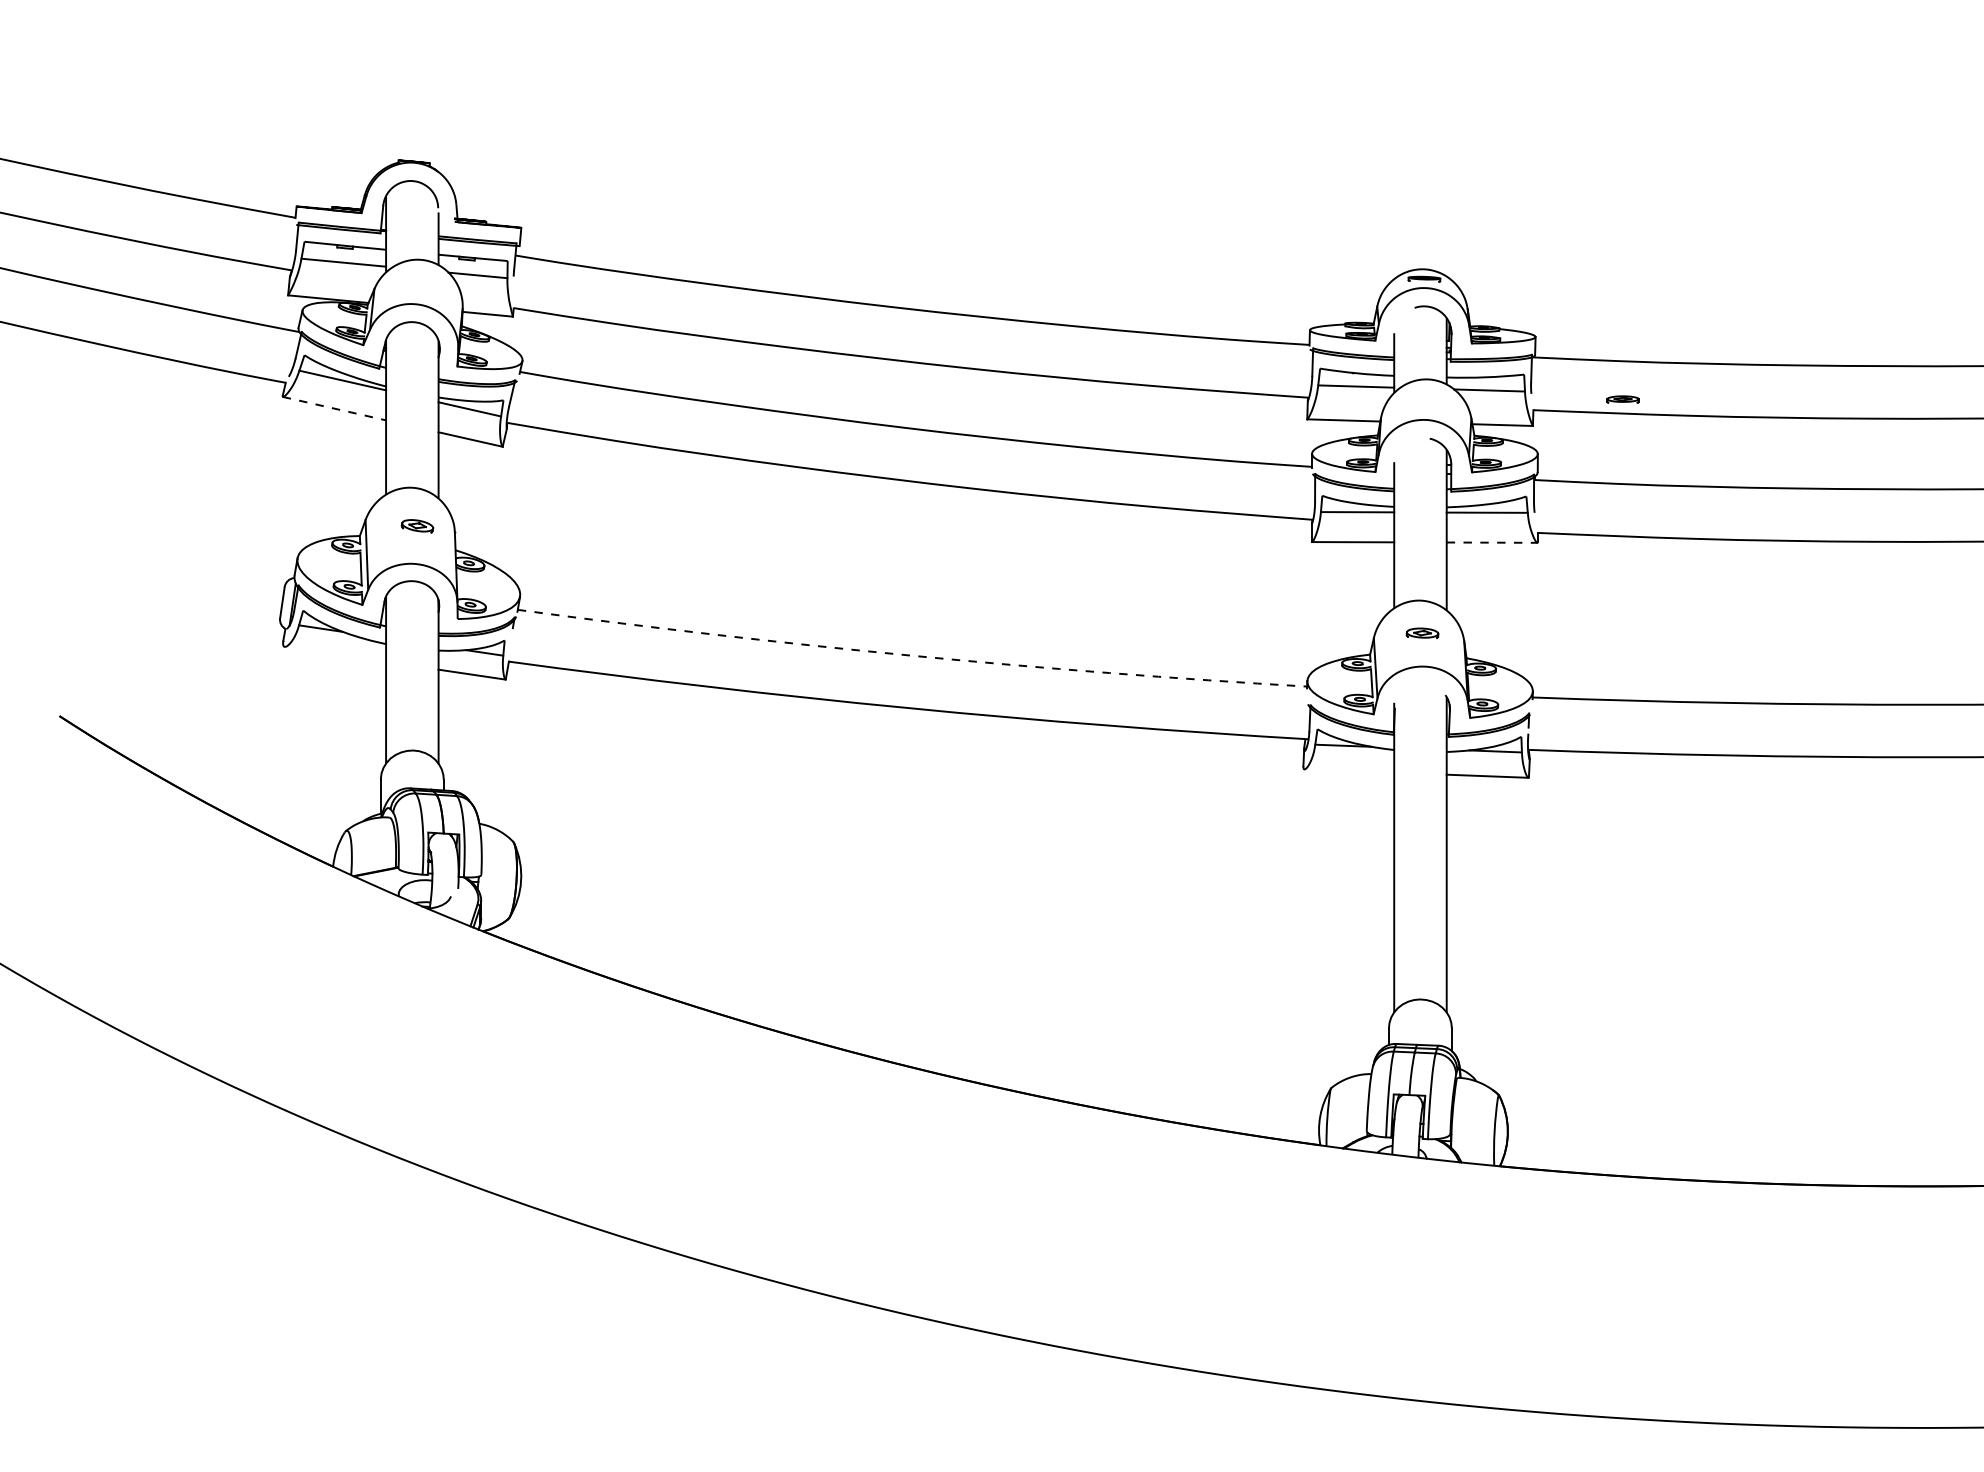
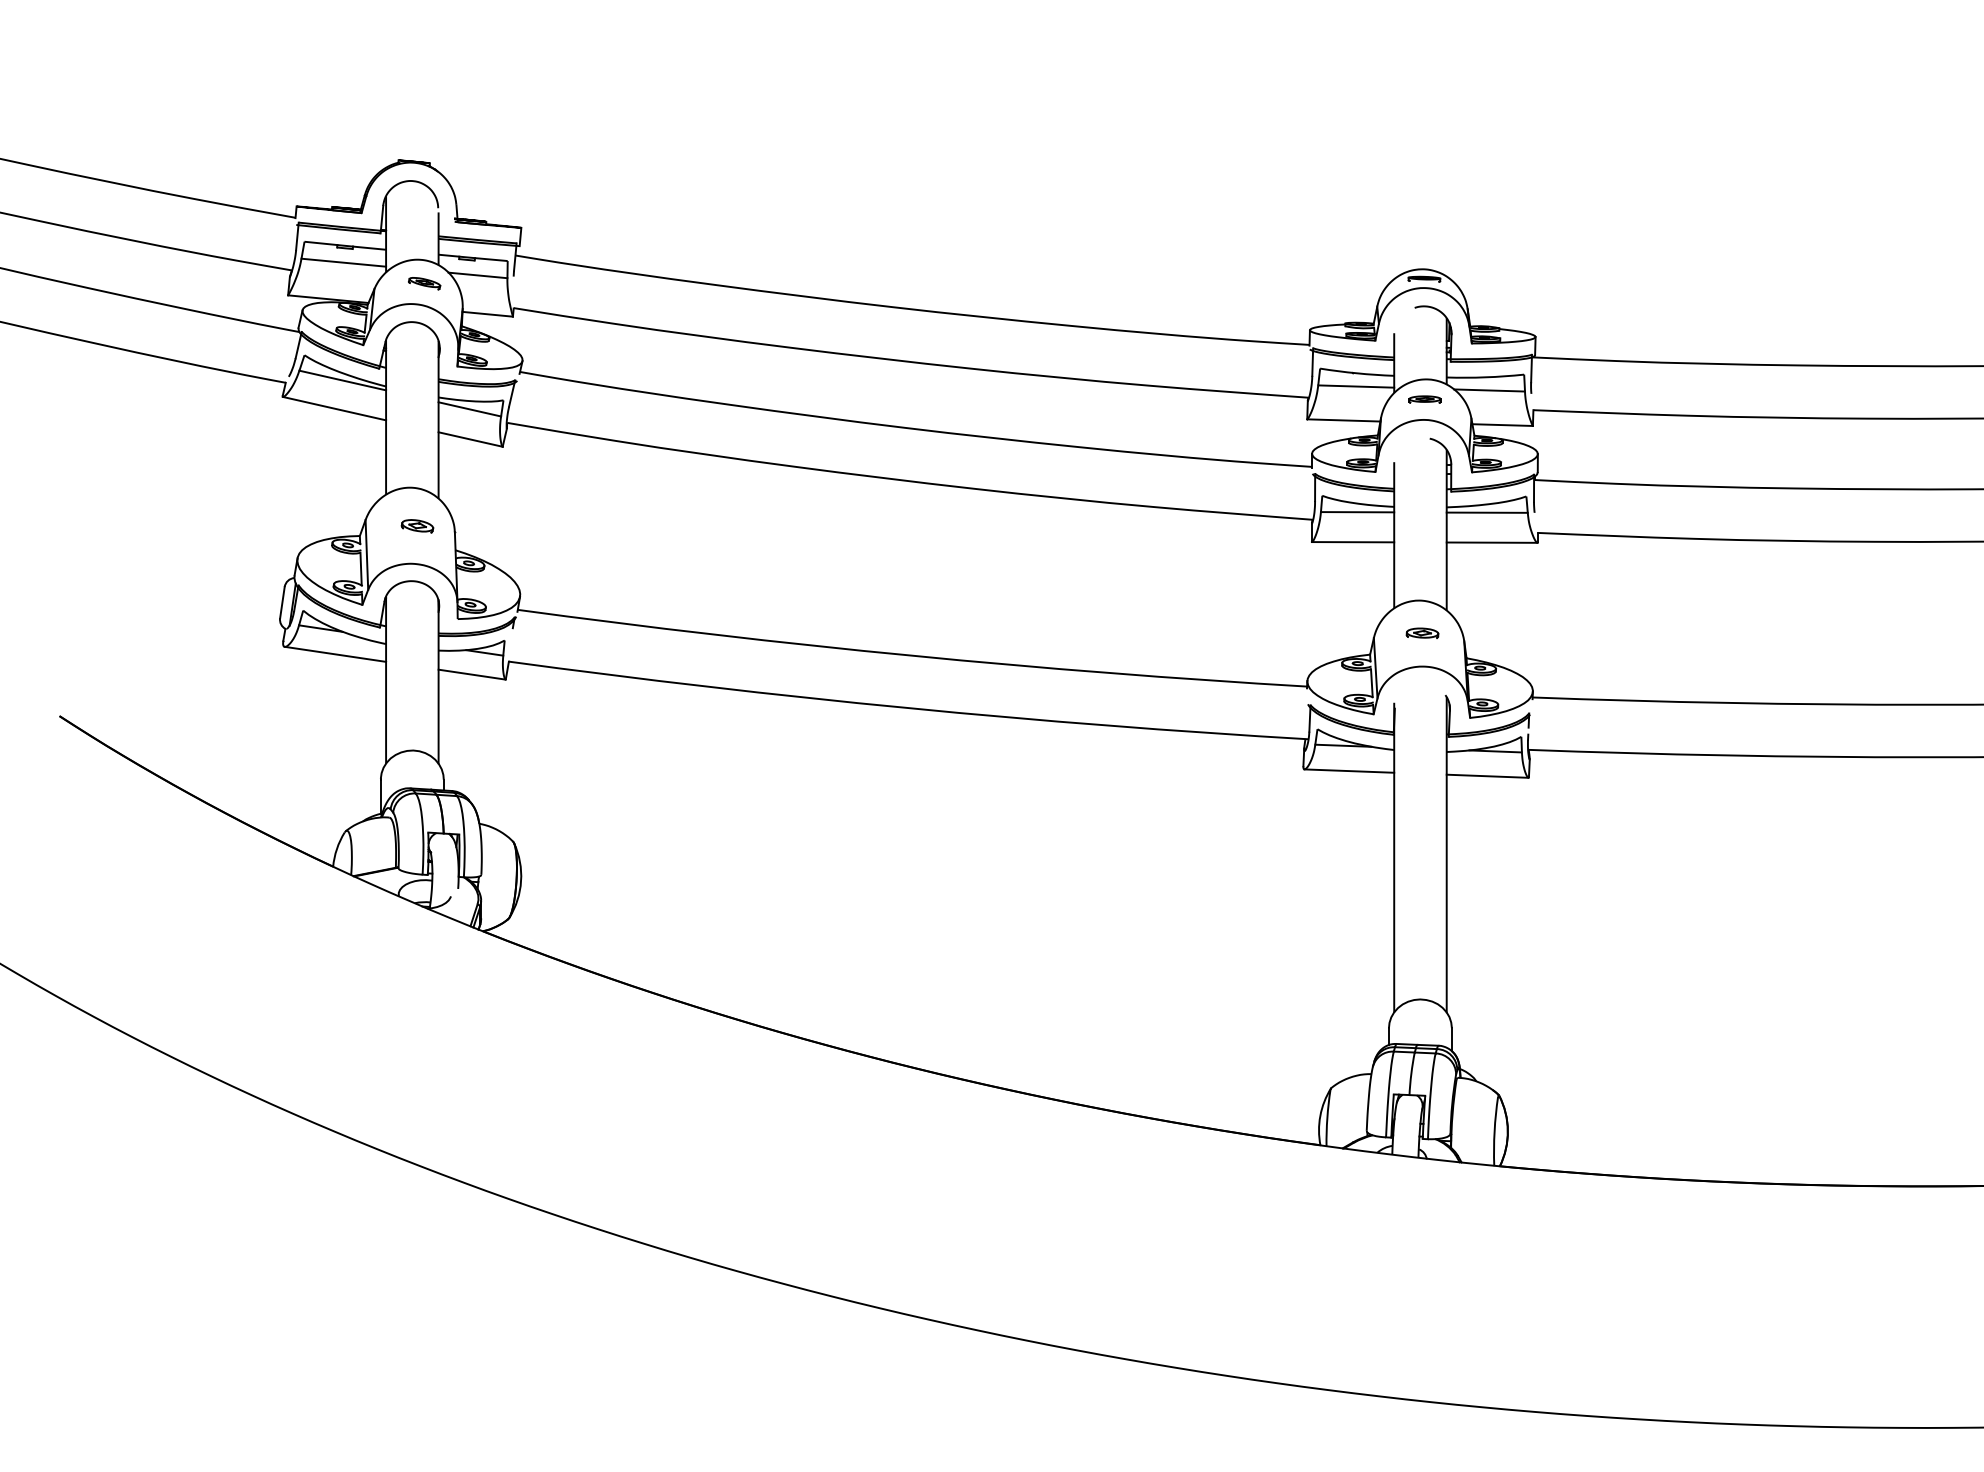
part: none -> present (424, 283)
part position: (1622, 399) -> (1424, 399) (1424, 399)
line: dashed -> solid (334, 408)
line: dashed -> solid (1492, 542)
line: none -> present (335, 653)
arc: dashed -> solid (911, 655)
line: none -> present (1349, 770)
